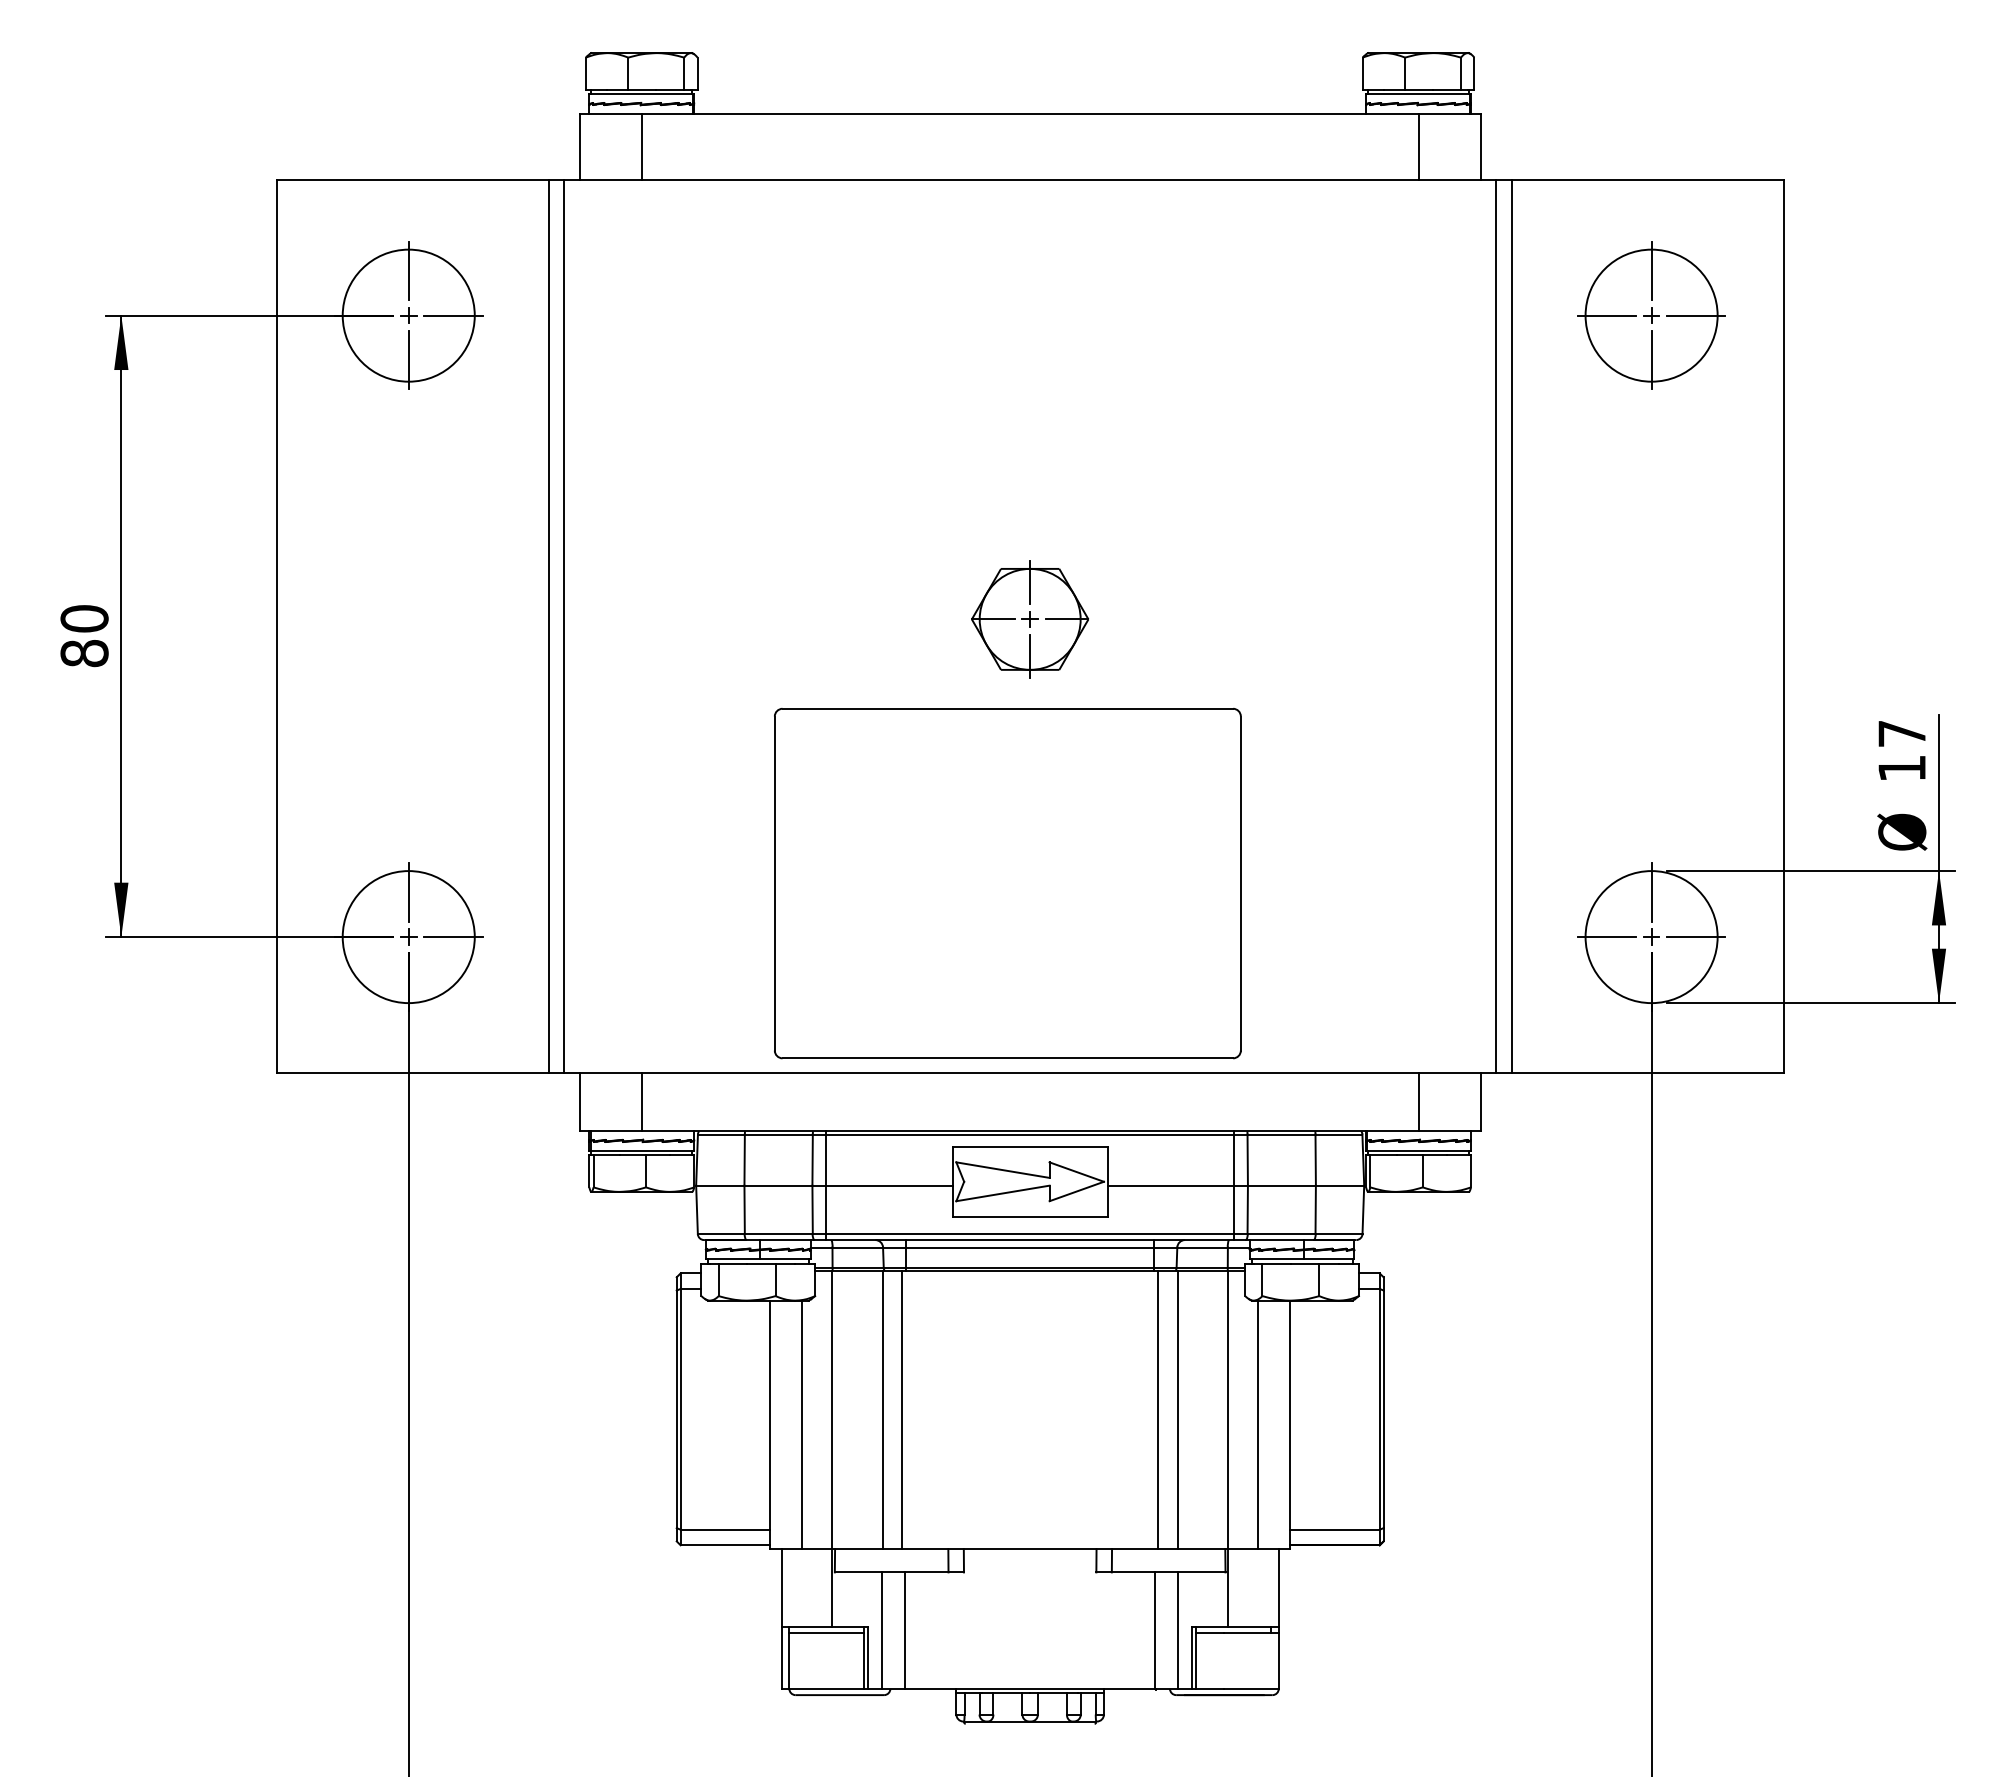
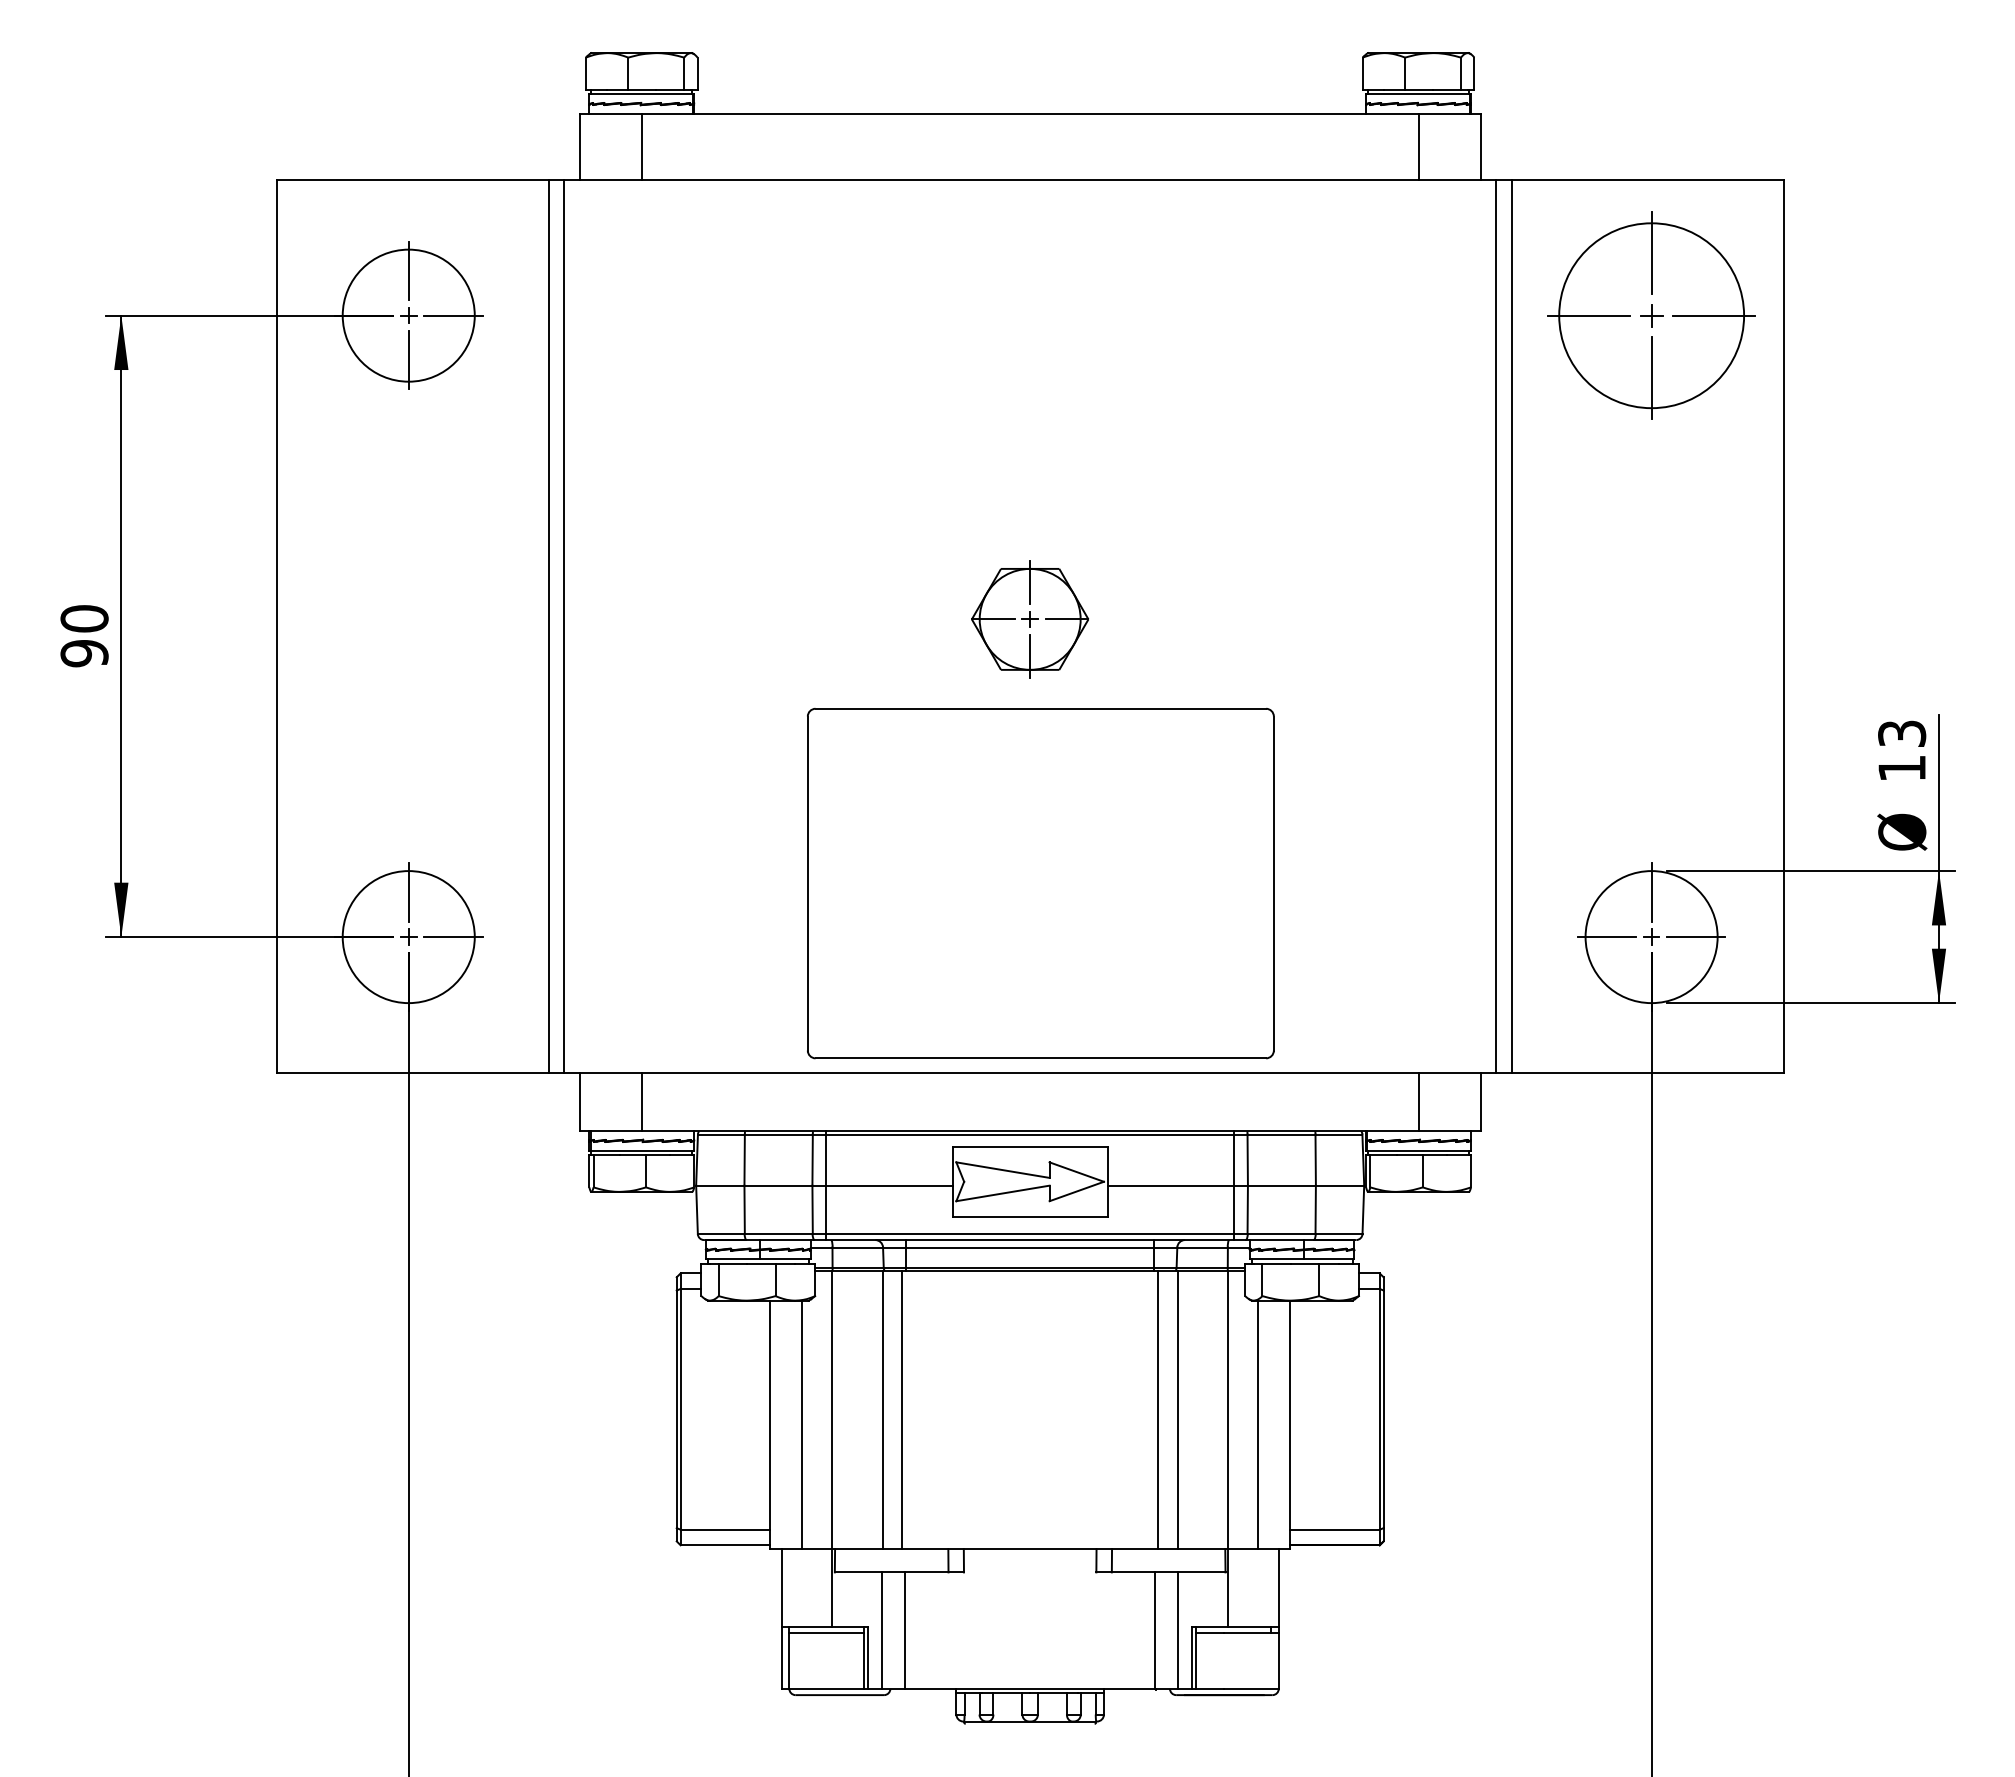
part size: 149x149 px -> 209x209 px (1651, 315)
text: 80 -> 90 (84, 653)
text: 17 -> 13 (1902, 733)
part position: (1007, 883) -> (1040, 883) (1040, 883)
